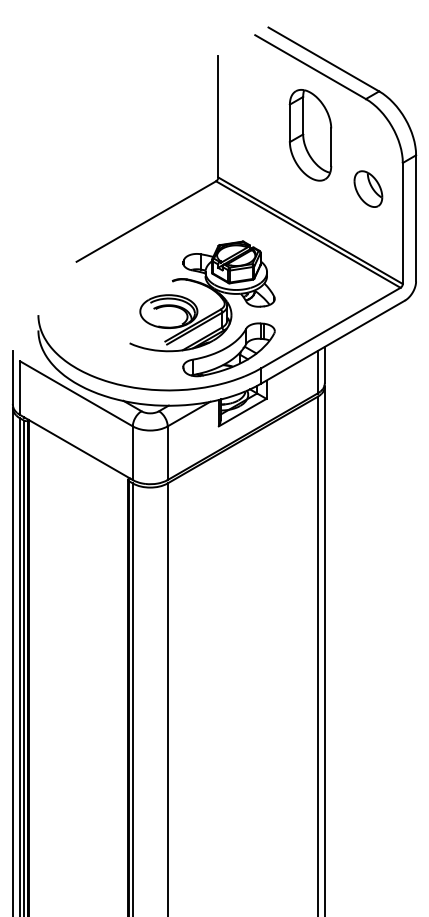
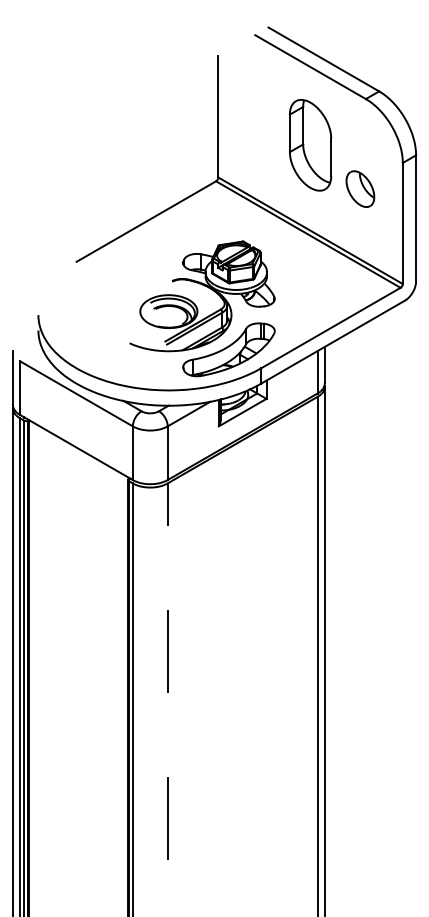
part position: (310, 135) -> (310, 145) (310, 145)
part position: (368, 188) -> (360, 188) (360, 188)
line: solid -> dashed (167, 699)
